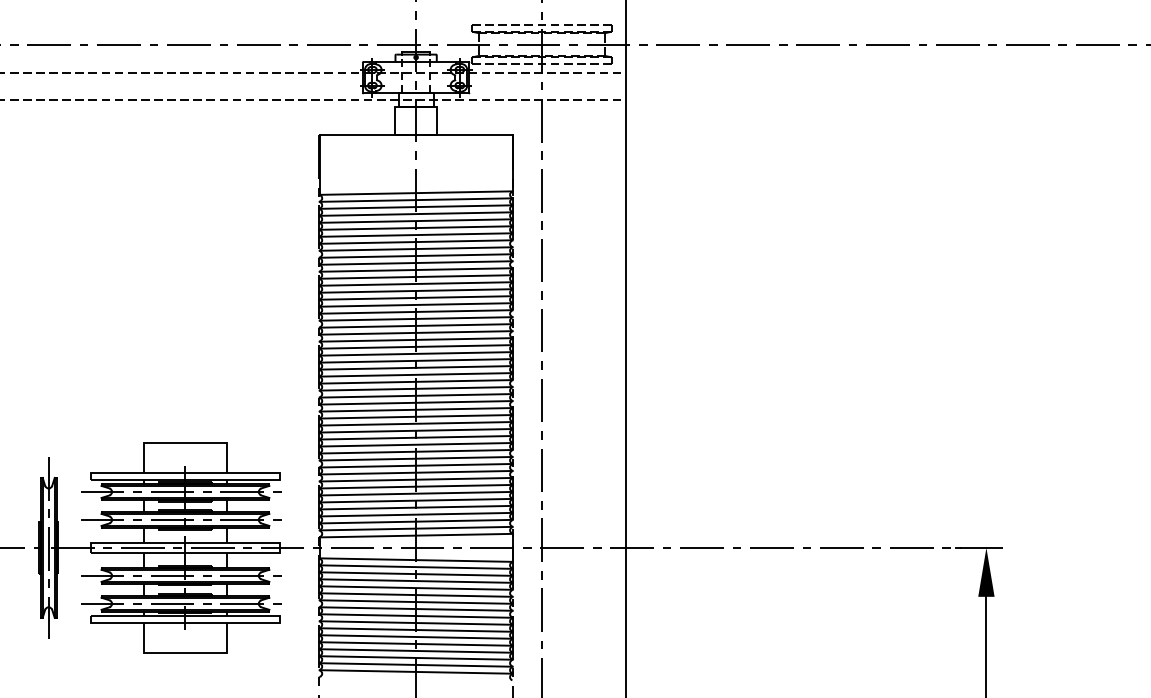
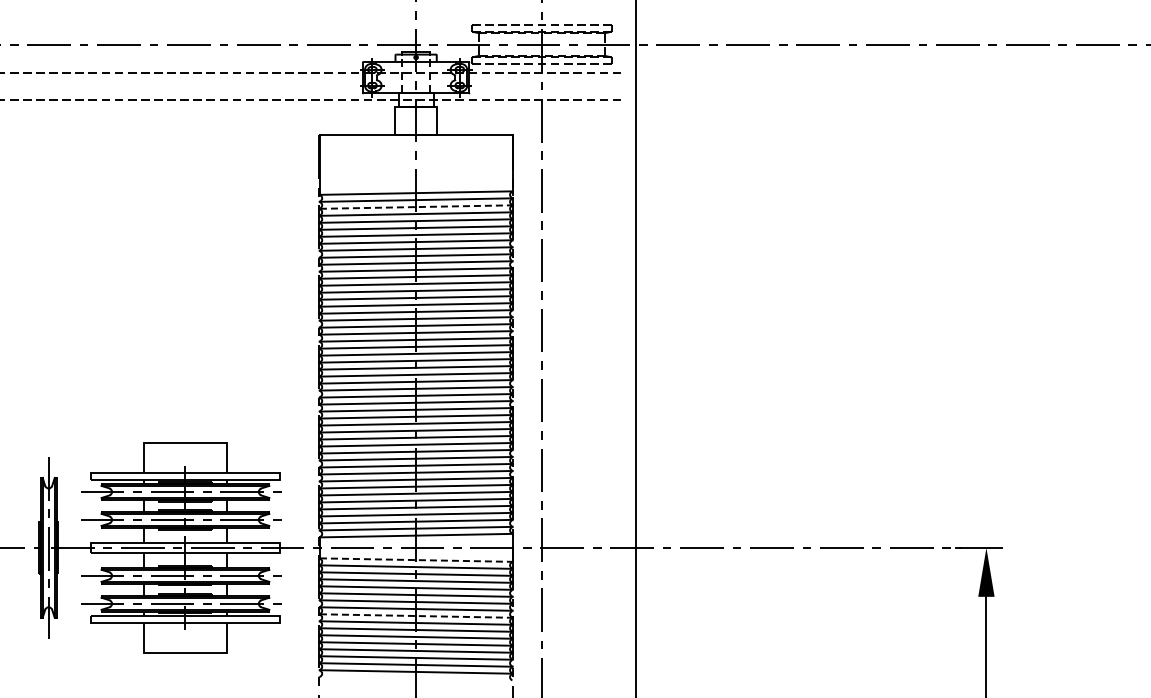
line: solid -> dashed (416, 207)
line position: (625, 348) -> (635, 348) (635, 348)
line: solid -> dashed (416, 560)
line: solid -> dashed (416, 616)
